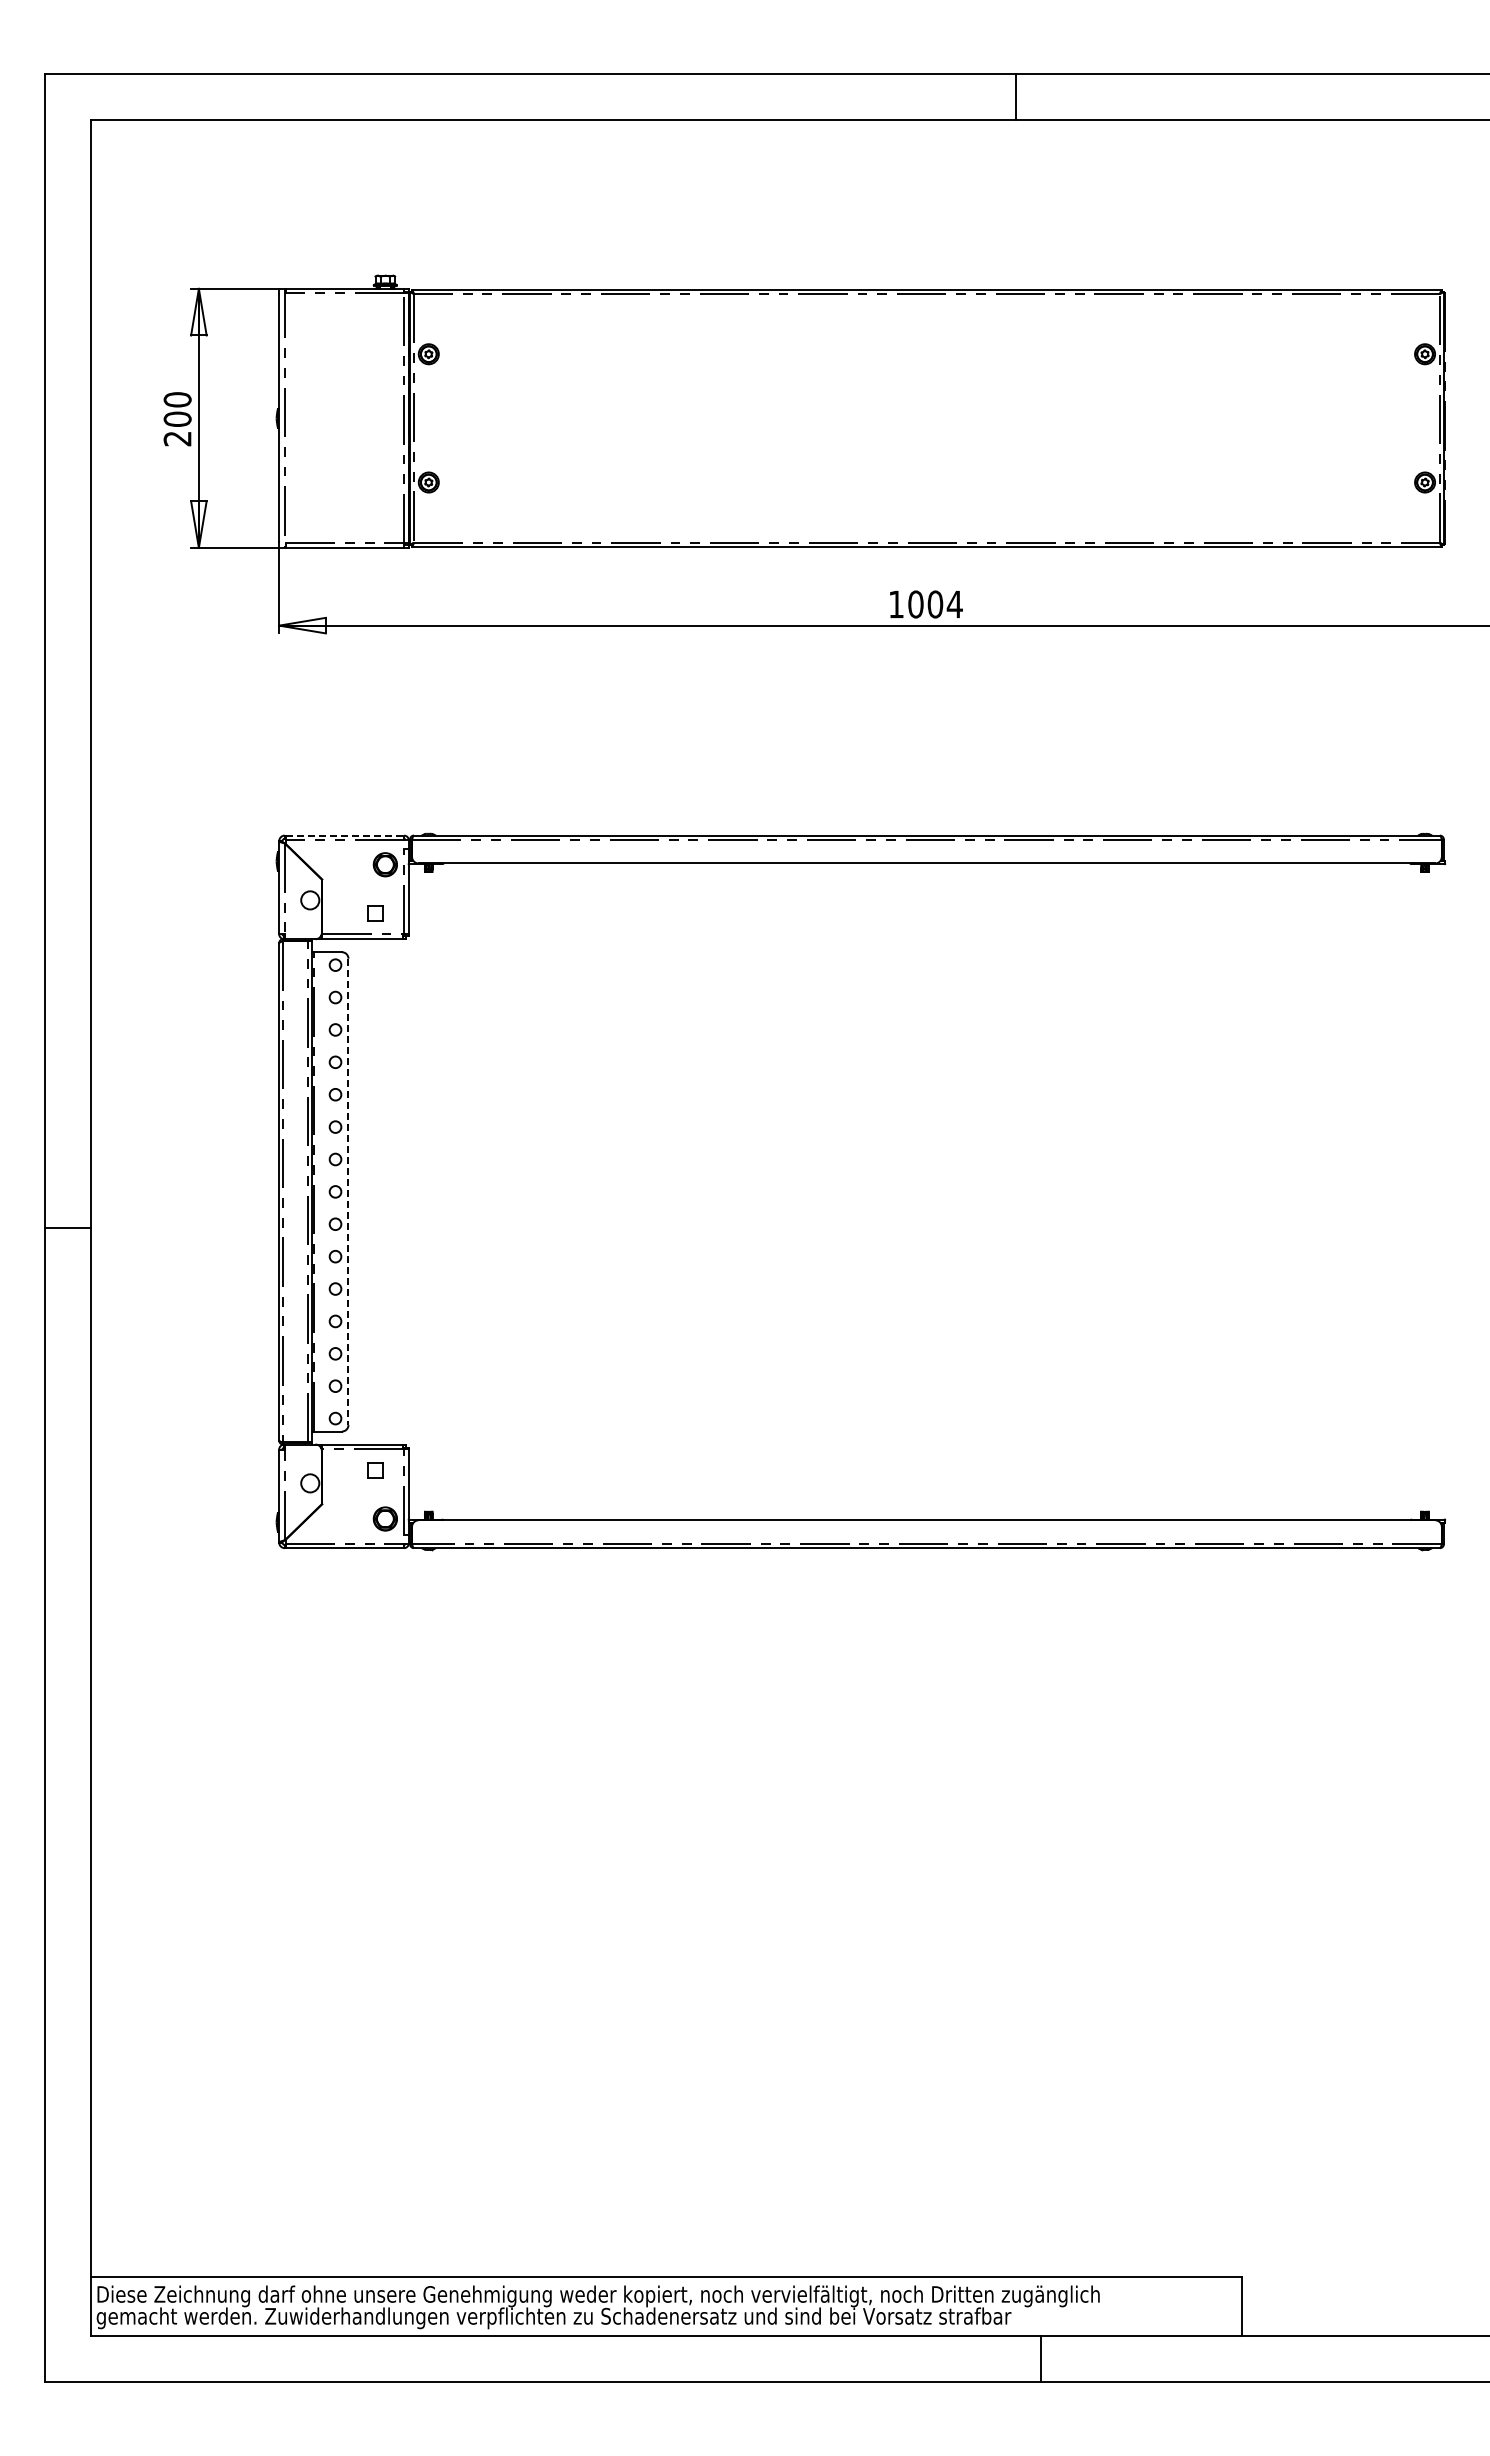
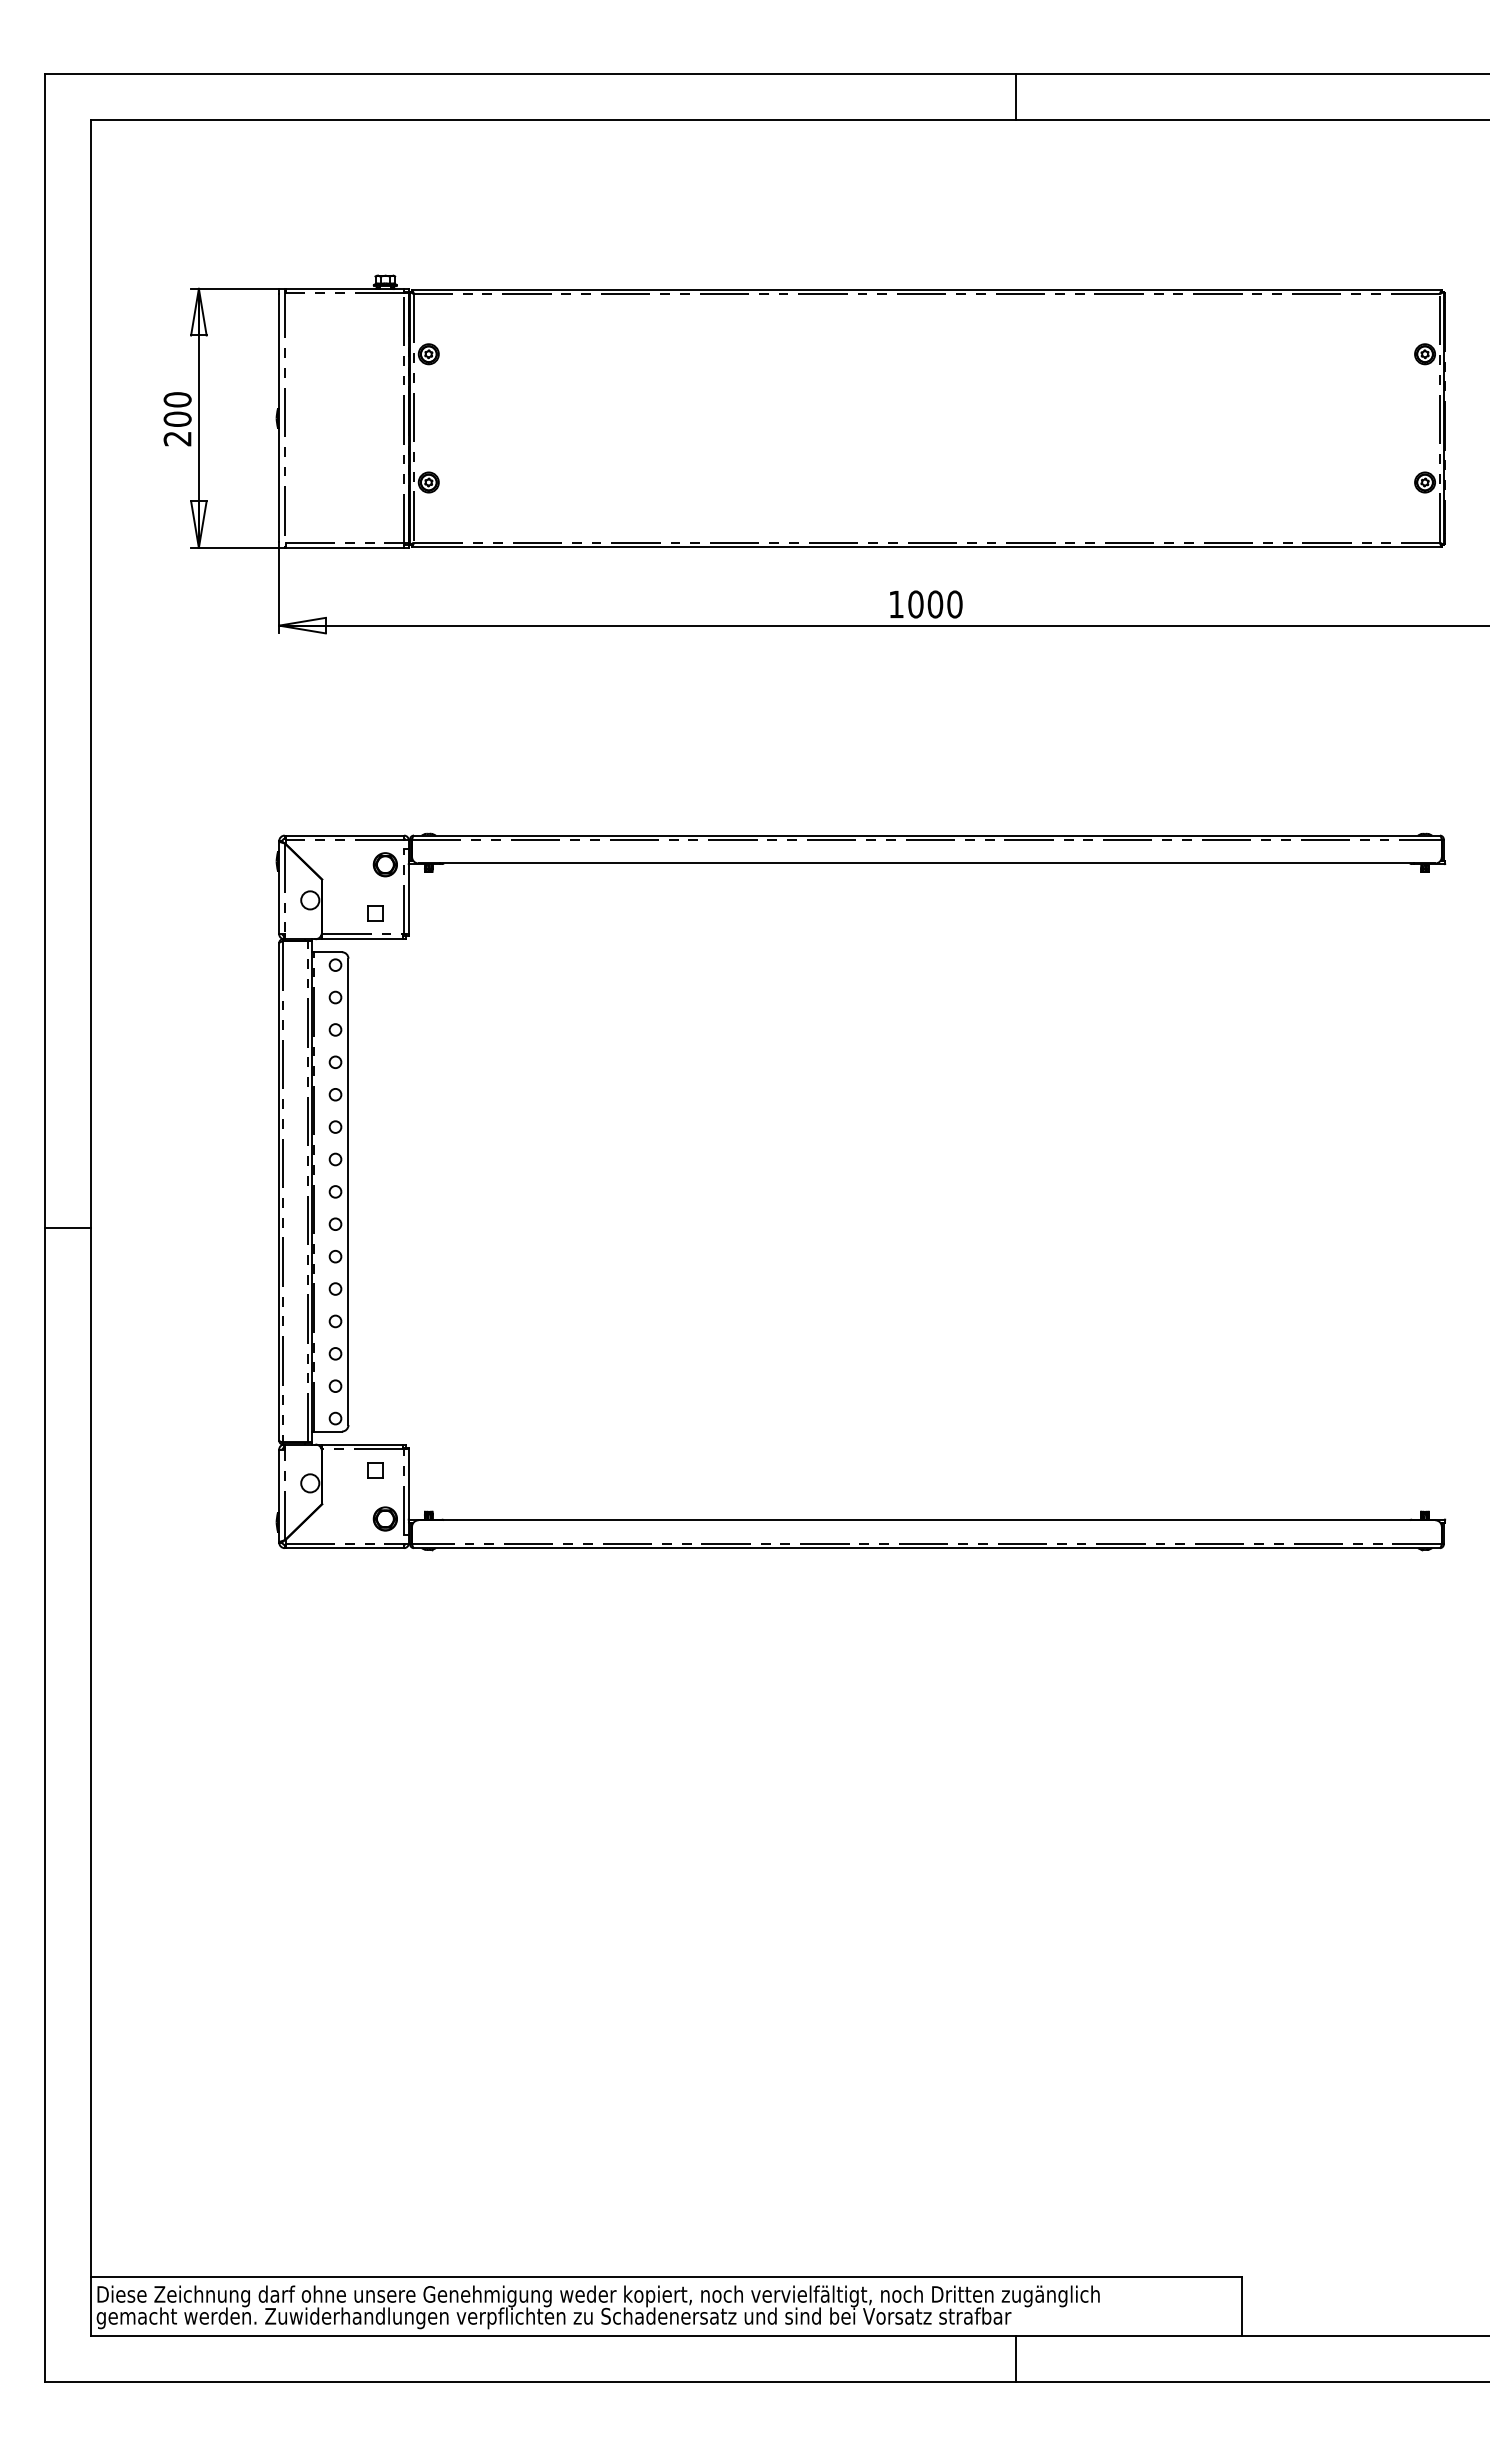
text: 1004 -> 1000 (954, 604)
line: dashed -> solid (345, 835)
line: dashed -> solid (348, 1192)
line position: (1041, 2358) -> (1016, 2358) (1016, 2358)
